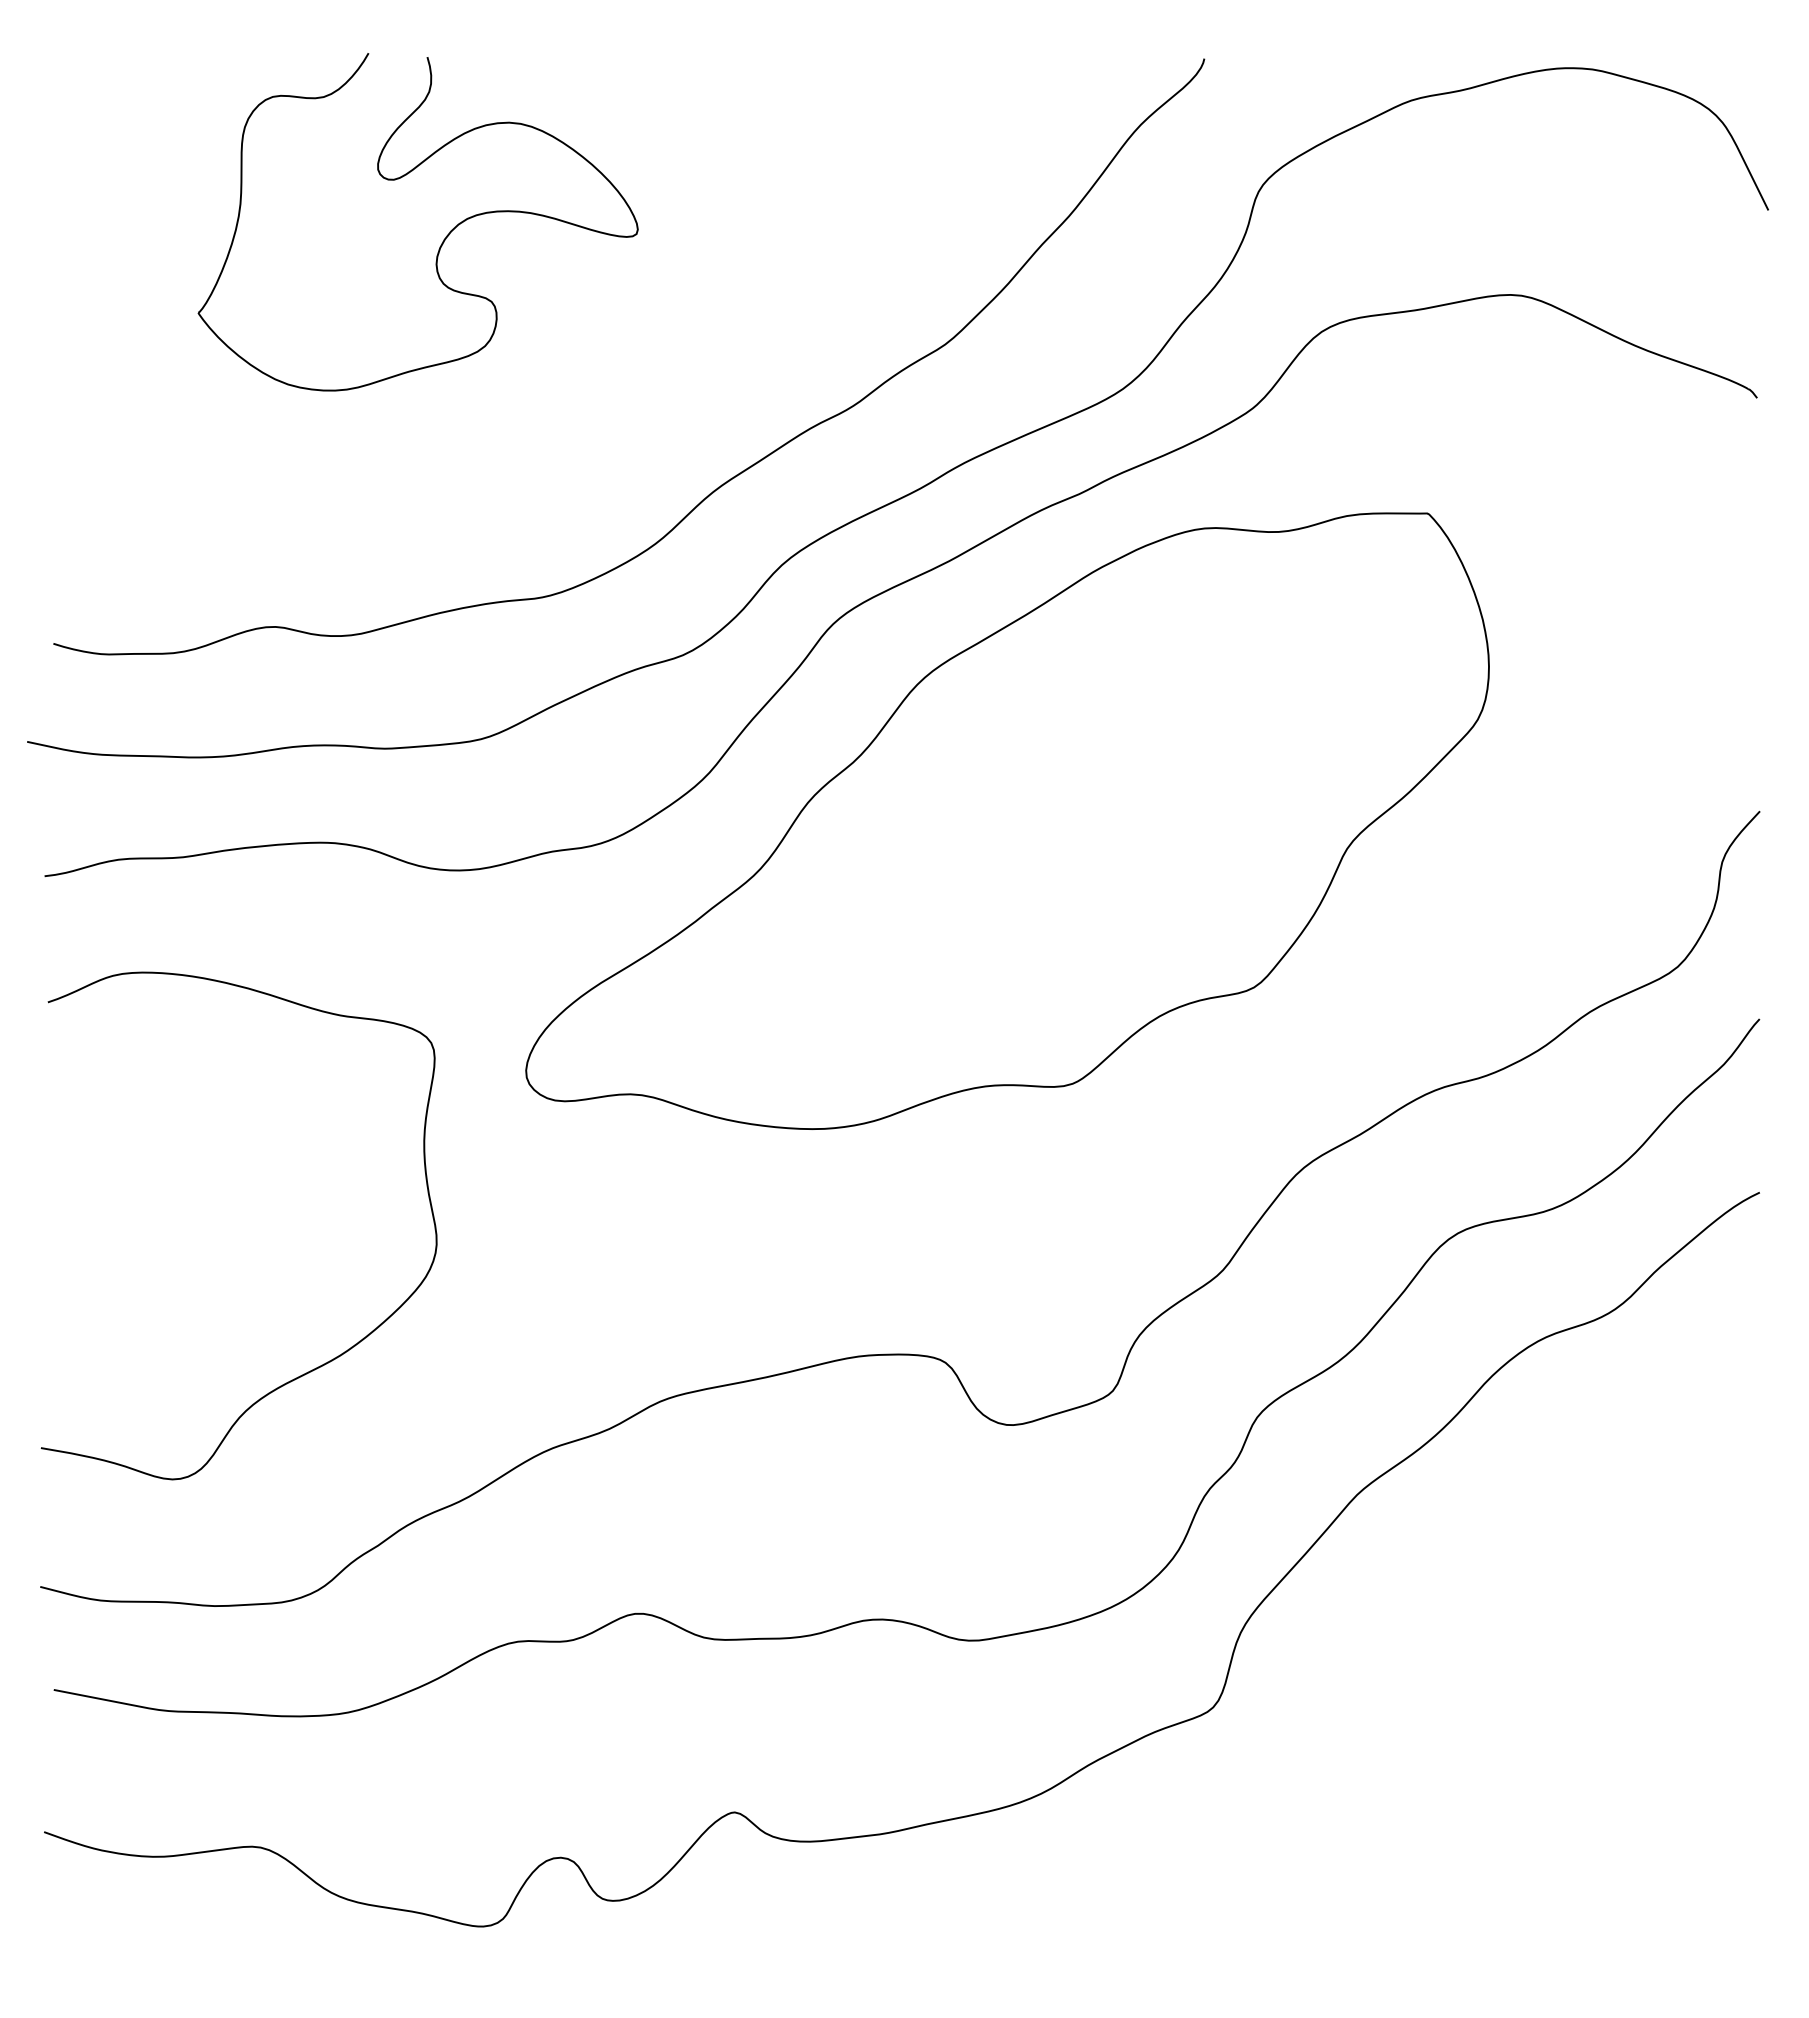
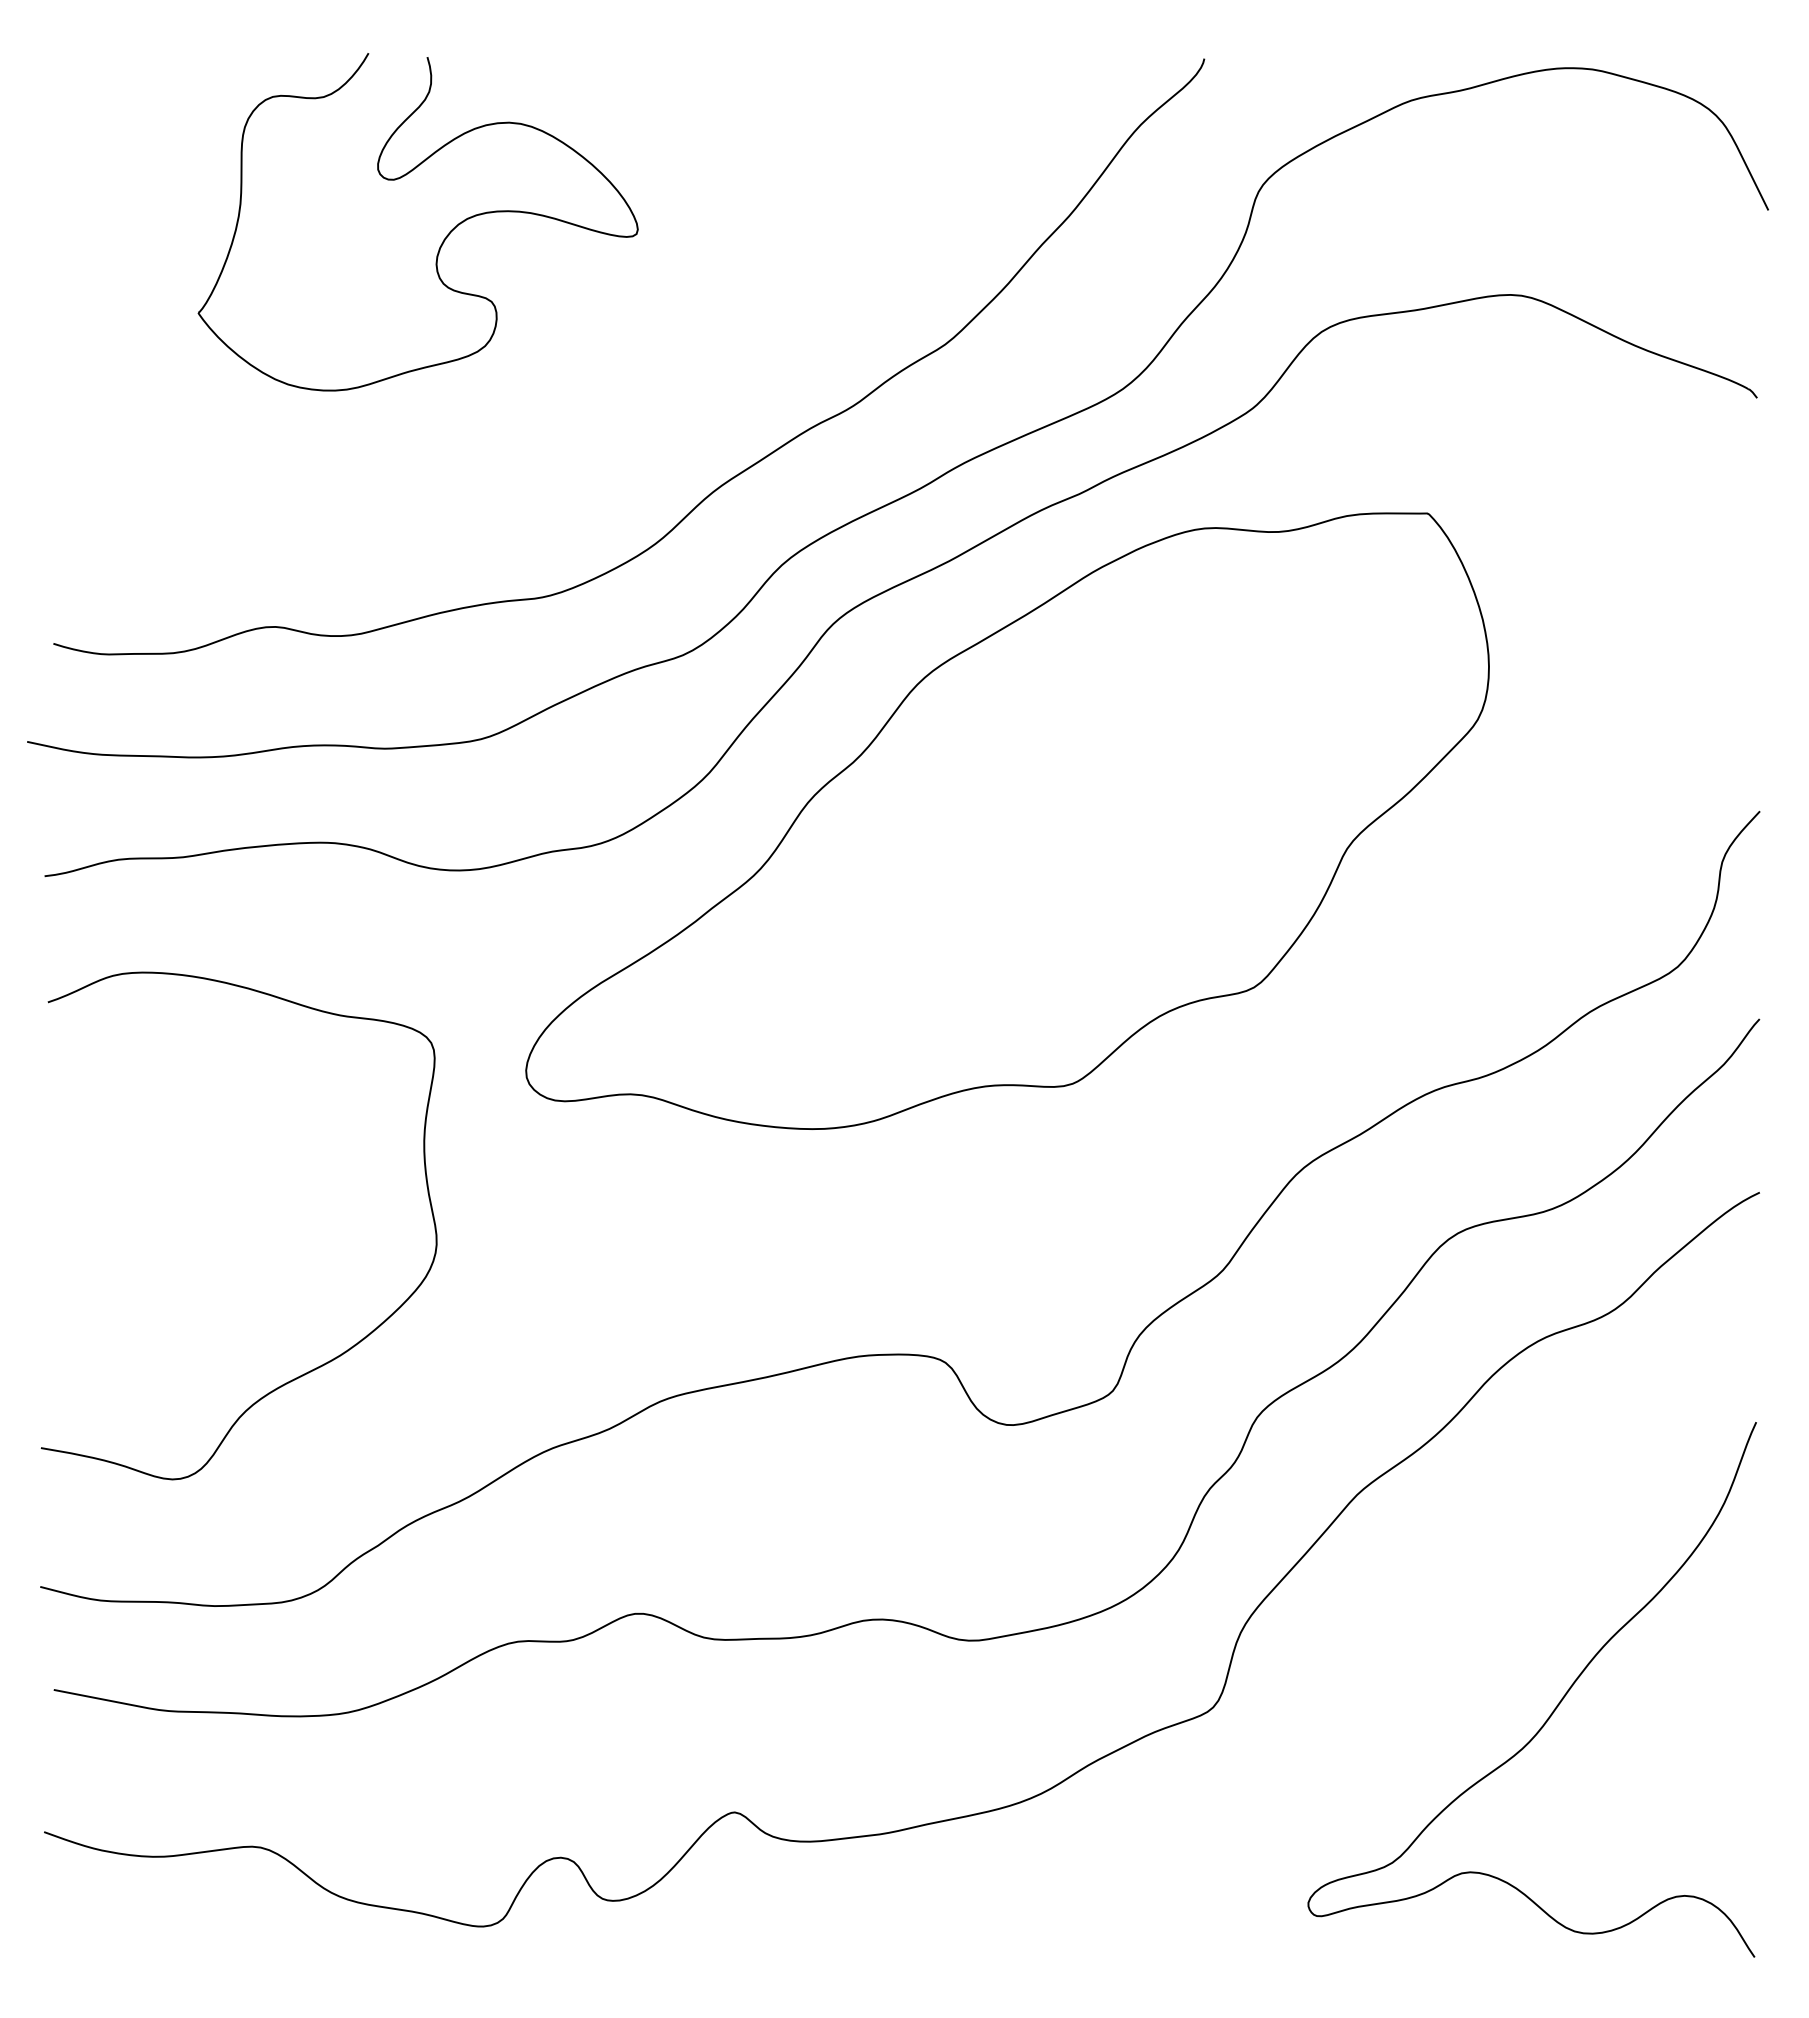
curve: none -> present (1556, 1705)
